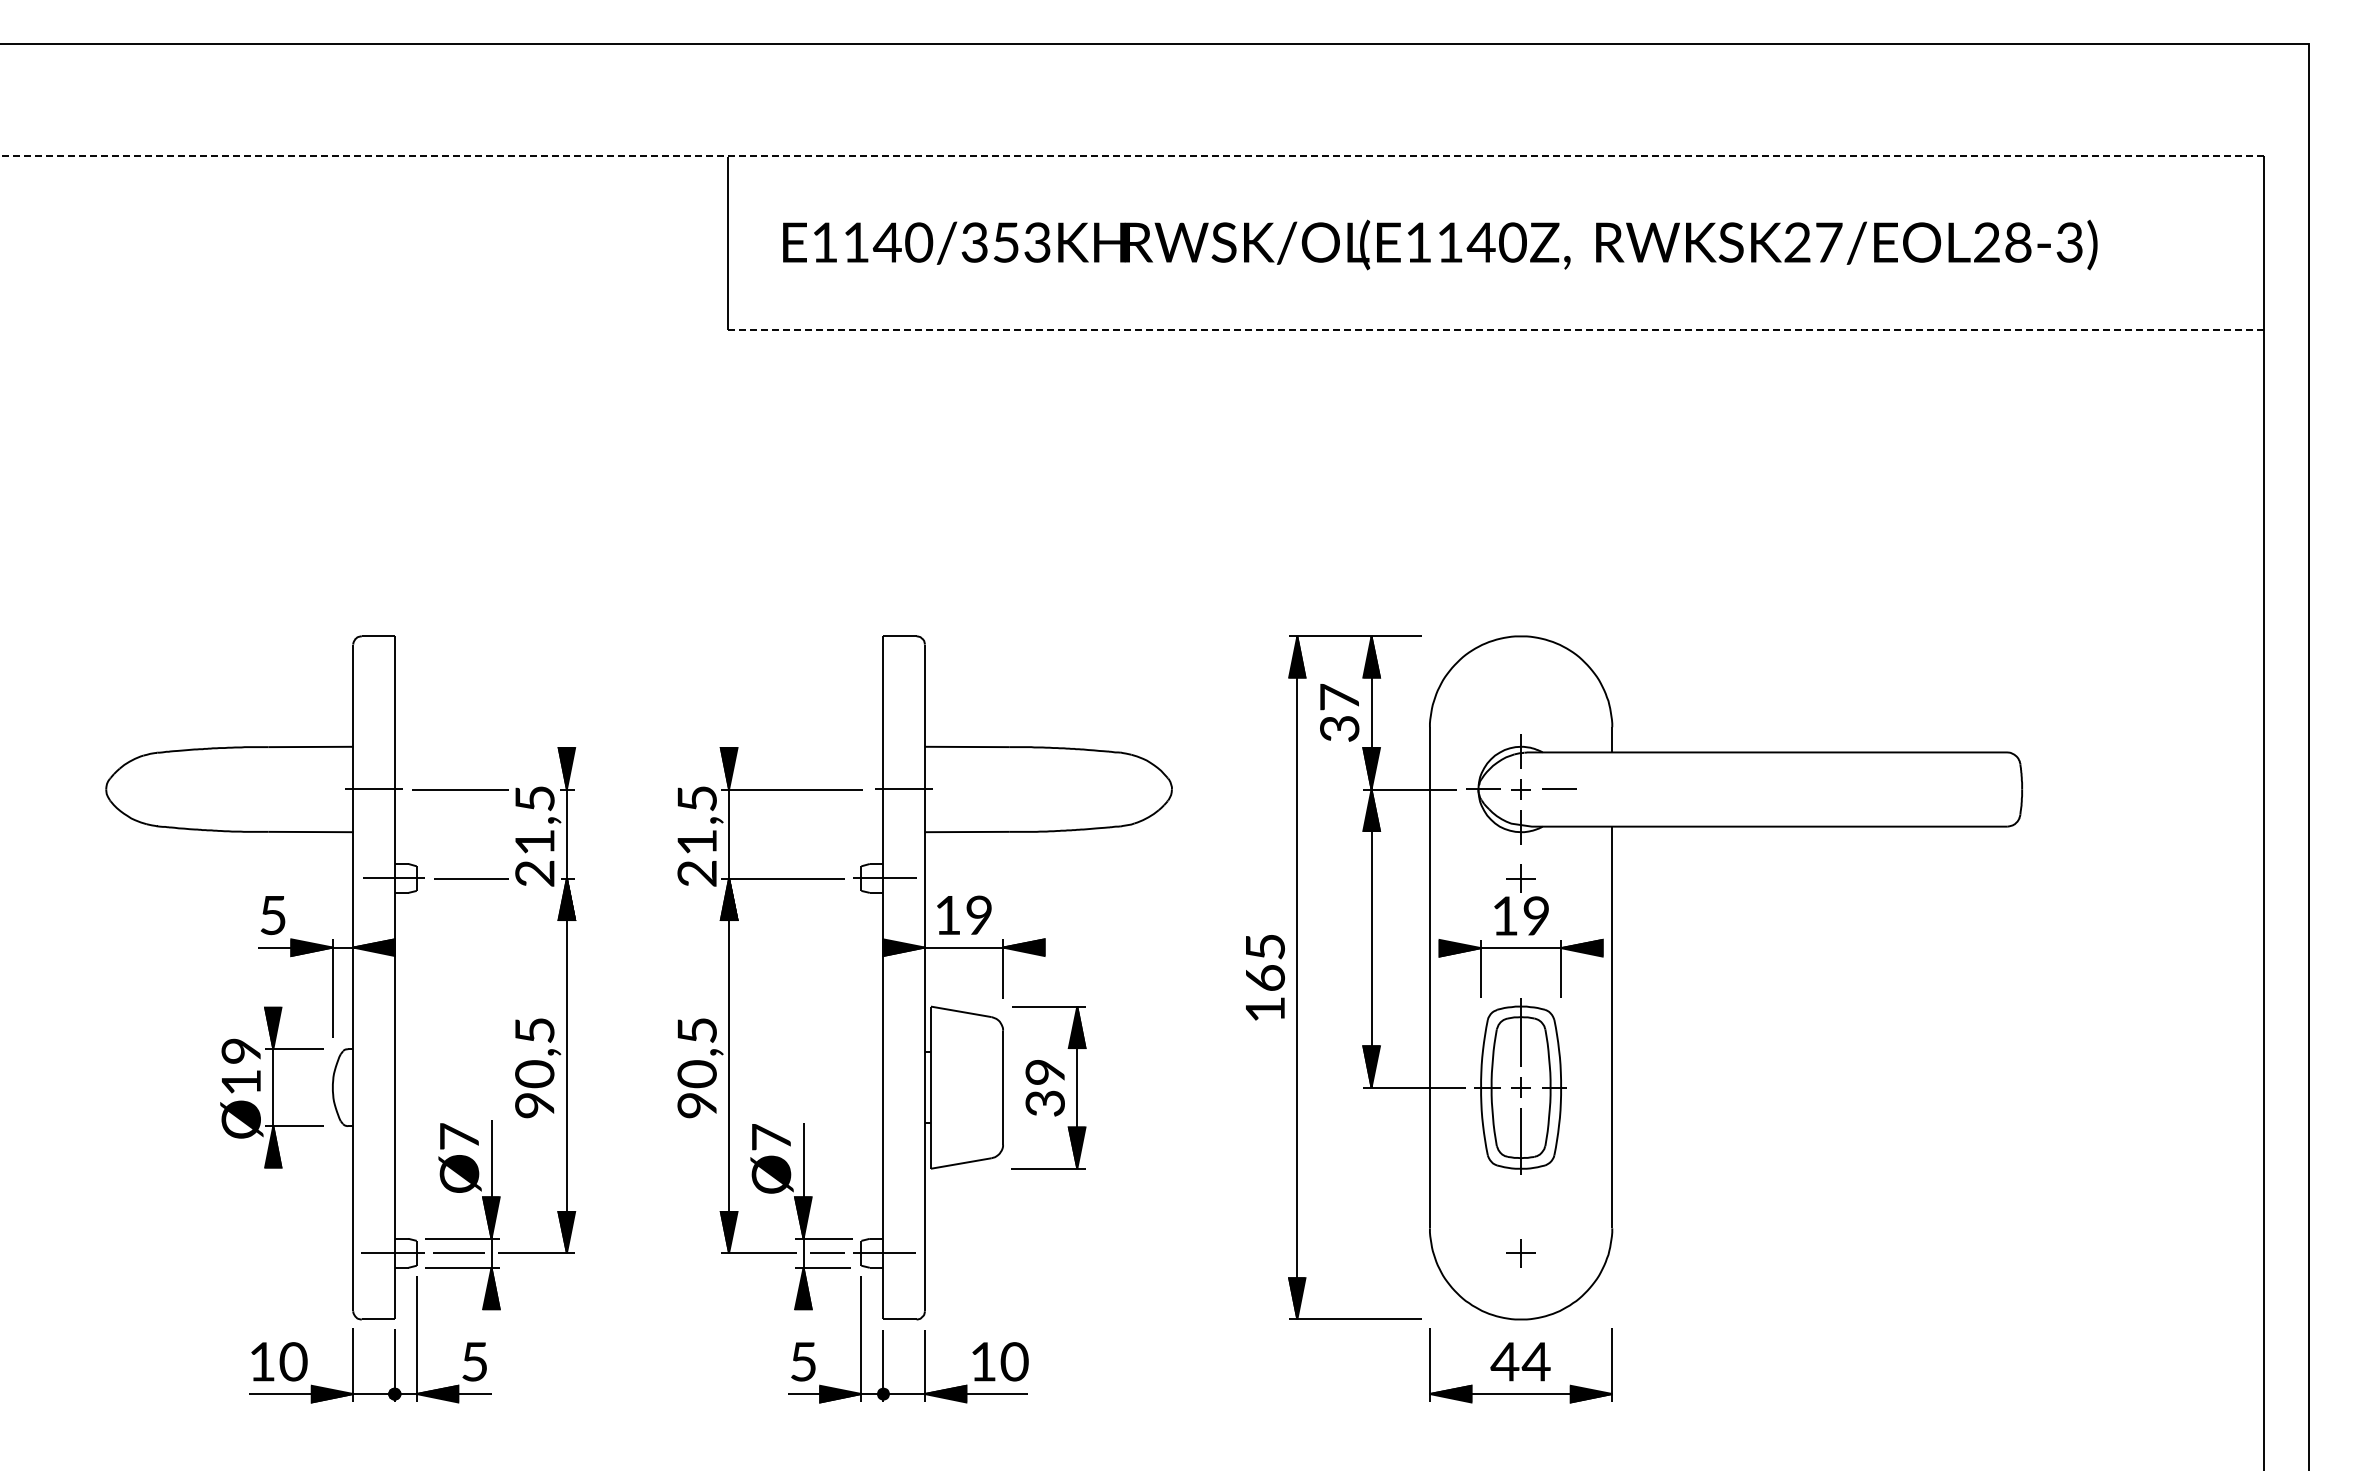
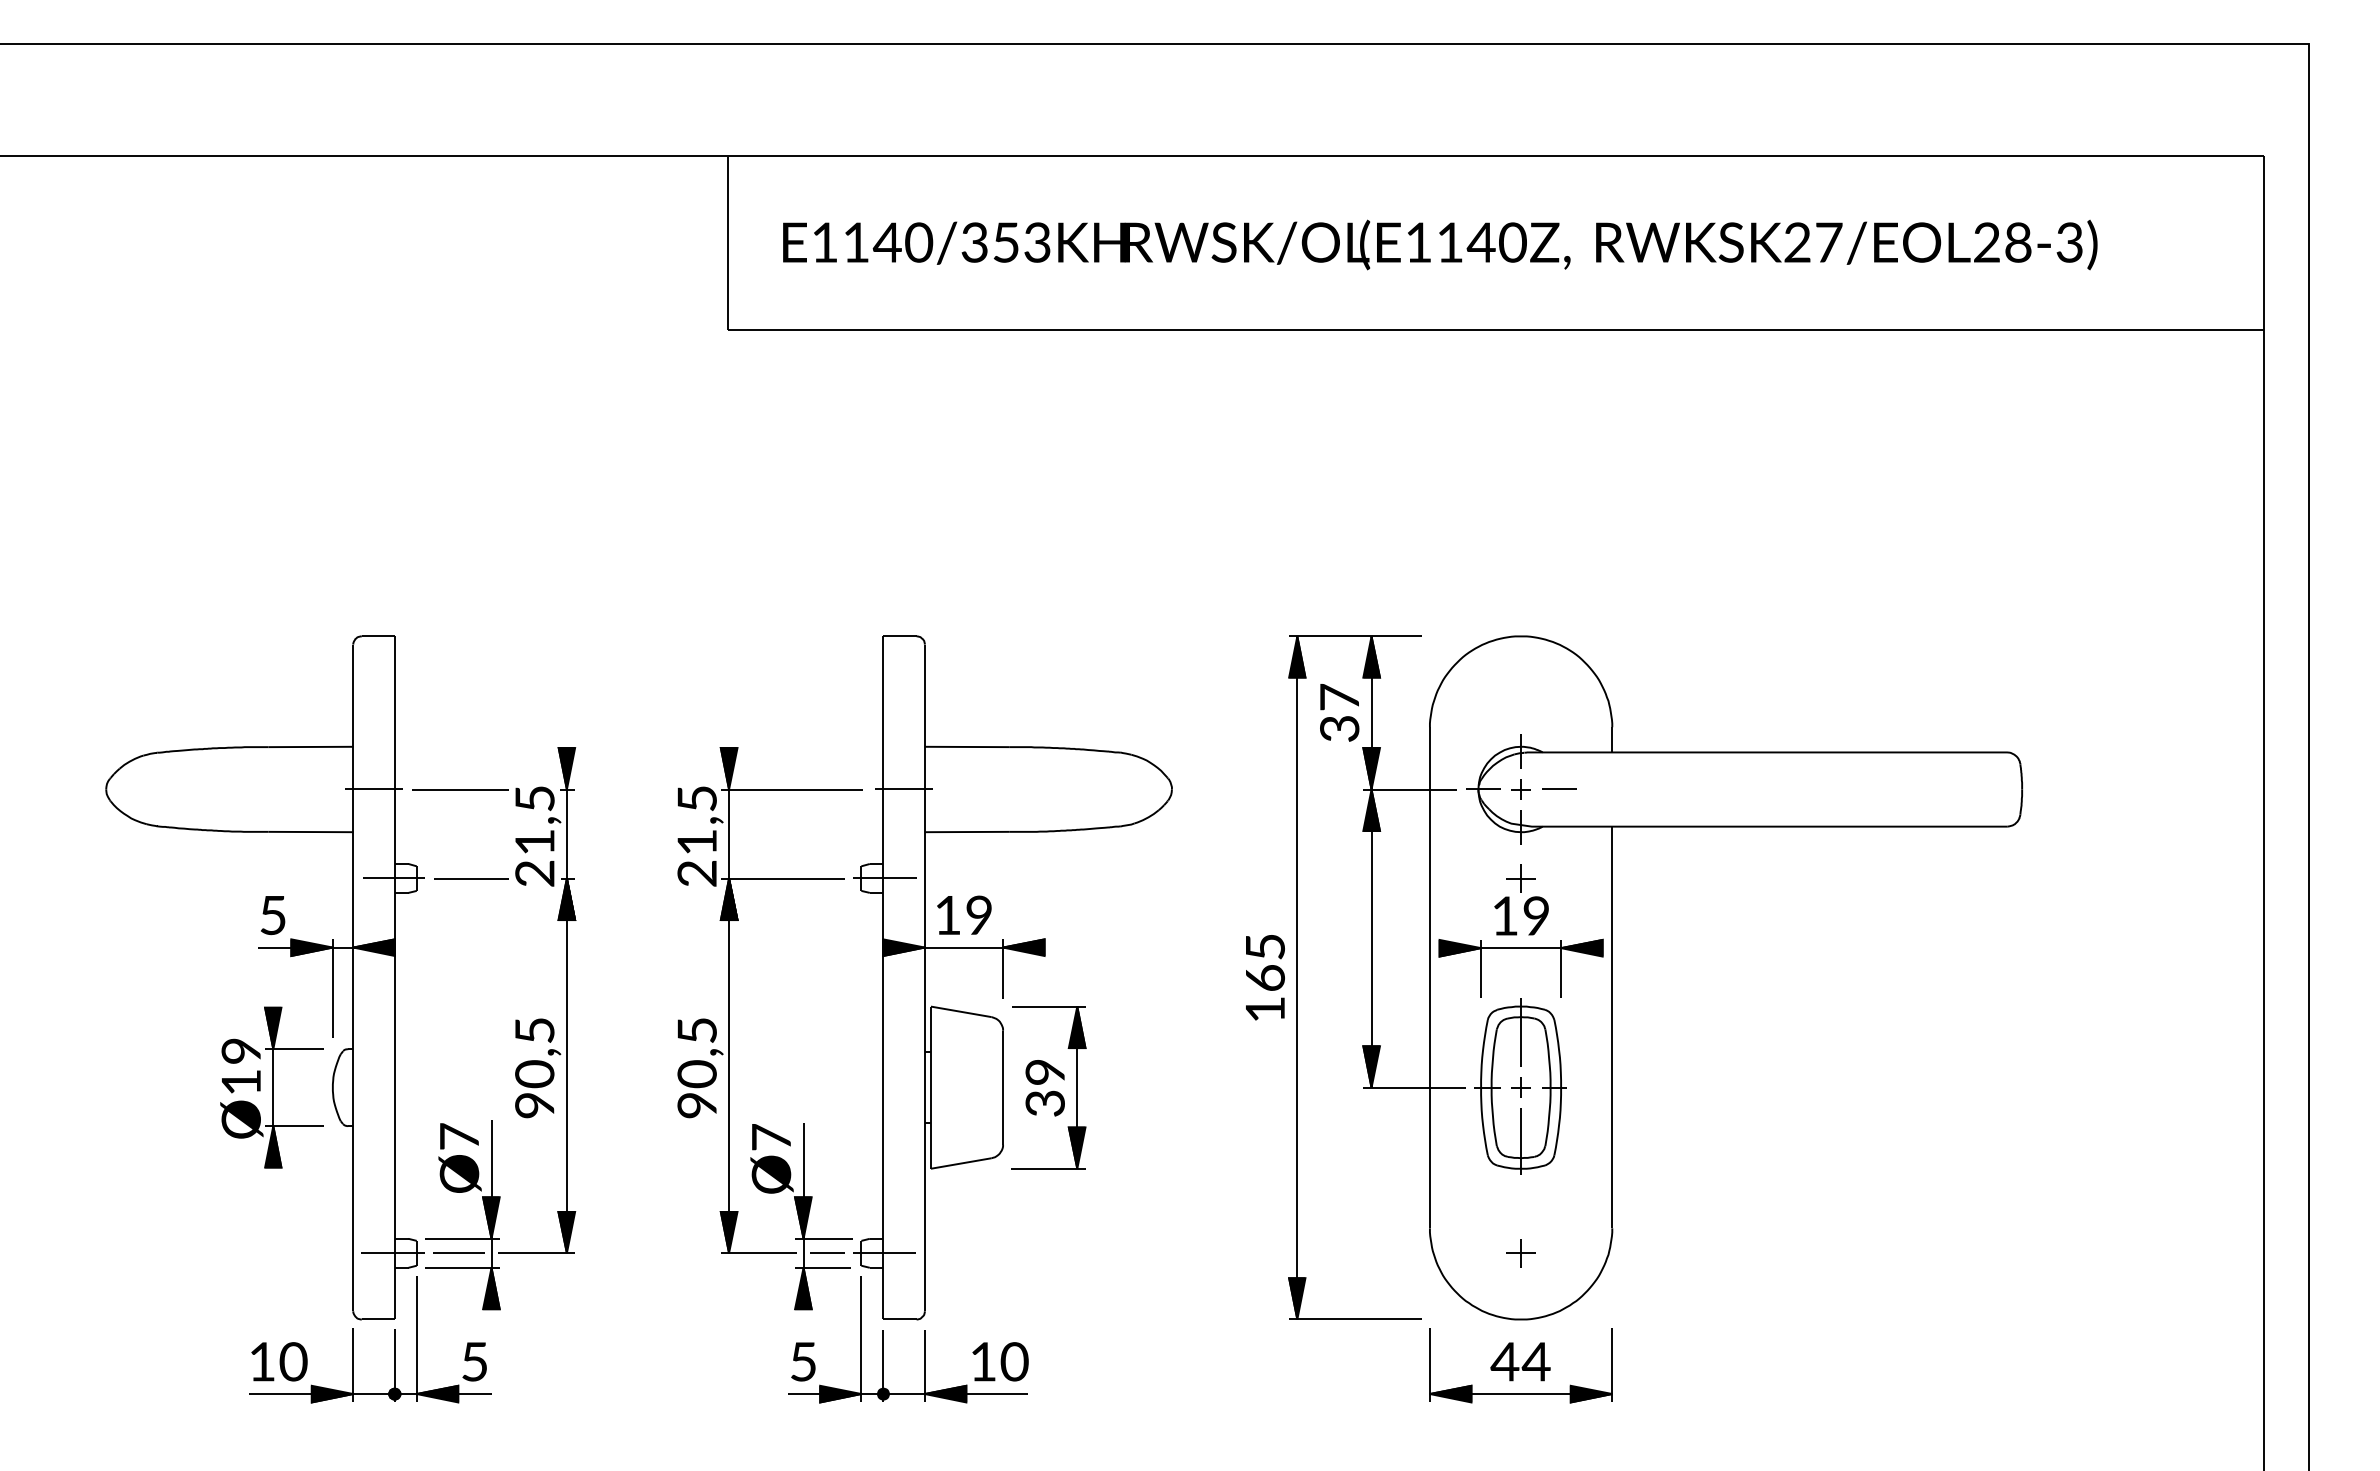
line: dashed -> solid (1132, 156)
line: dashed -> solid (1496, 330)
